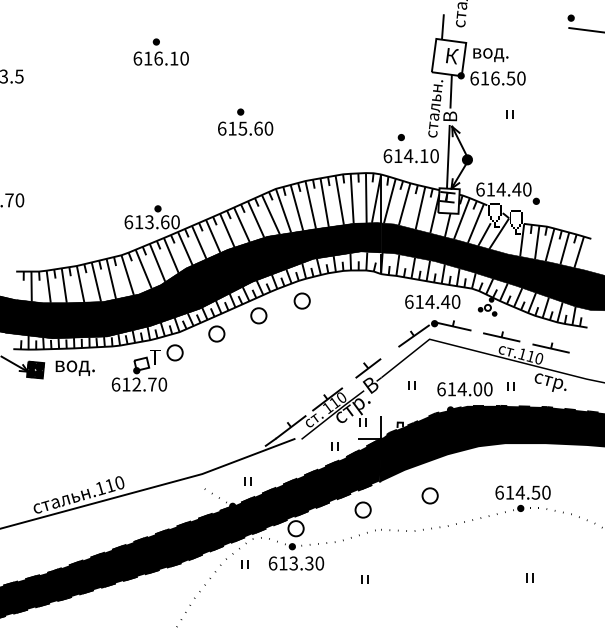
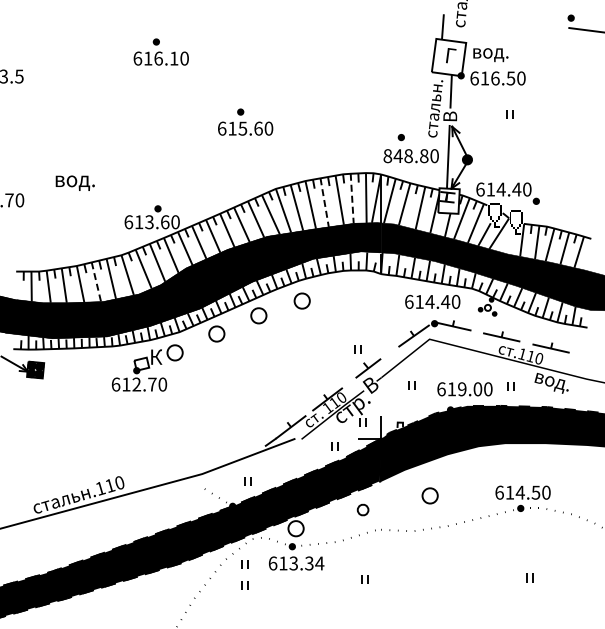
text: К -> Г (453, 56)
text: 614.10 -> 848.80 (405, 156)
line: solid -> dashed (352, 198)
line: solid -> dashed (324, 202)
line: solid -> dashed (96, 282)
part: none -> present (357, 349)
text: Т -> К (156, 356)
text position: (74, 367) -> (74, 182) (74, 182)
text: стр. -> вод. (551, 382)
text: 614.00 -> 619.00 (461, 389)
part size: 18x18 px -> 14x14 px (362, 509)
text: 613.30 -> 613.34 (319, 563)
part: none -> present (244, 585)
